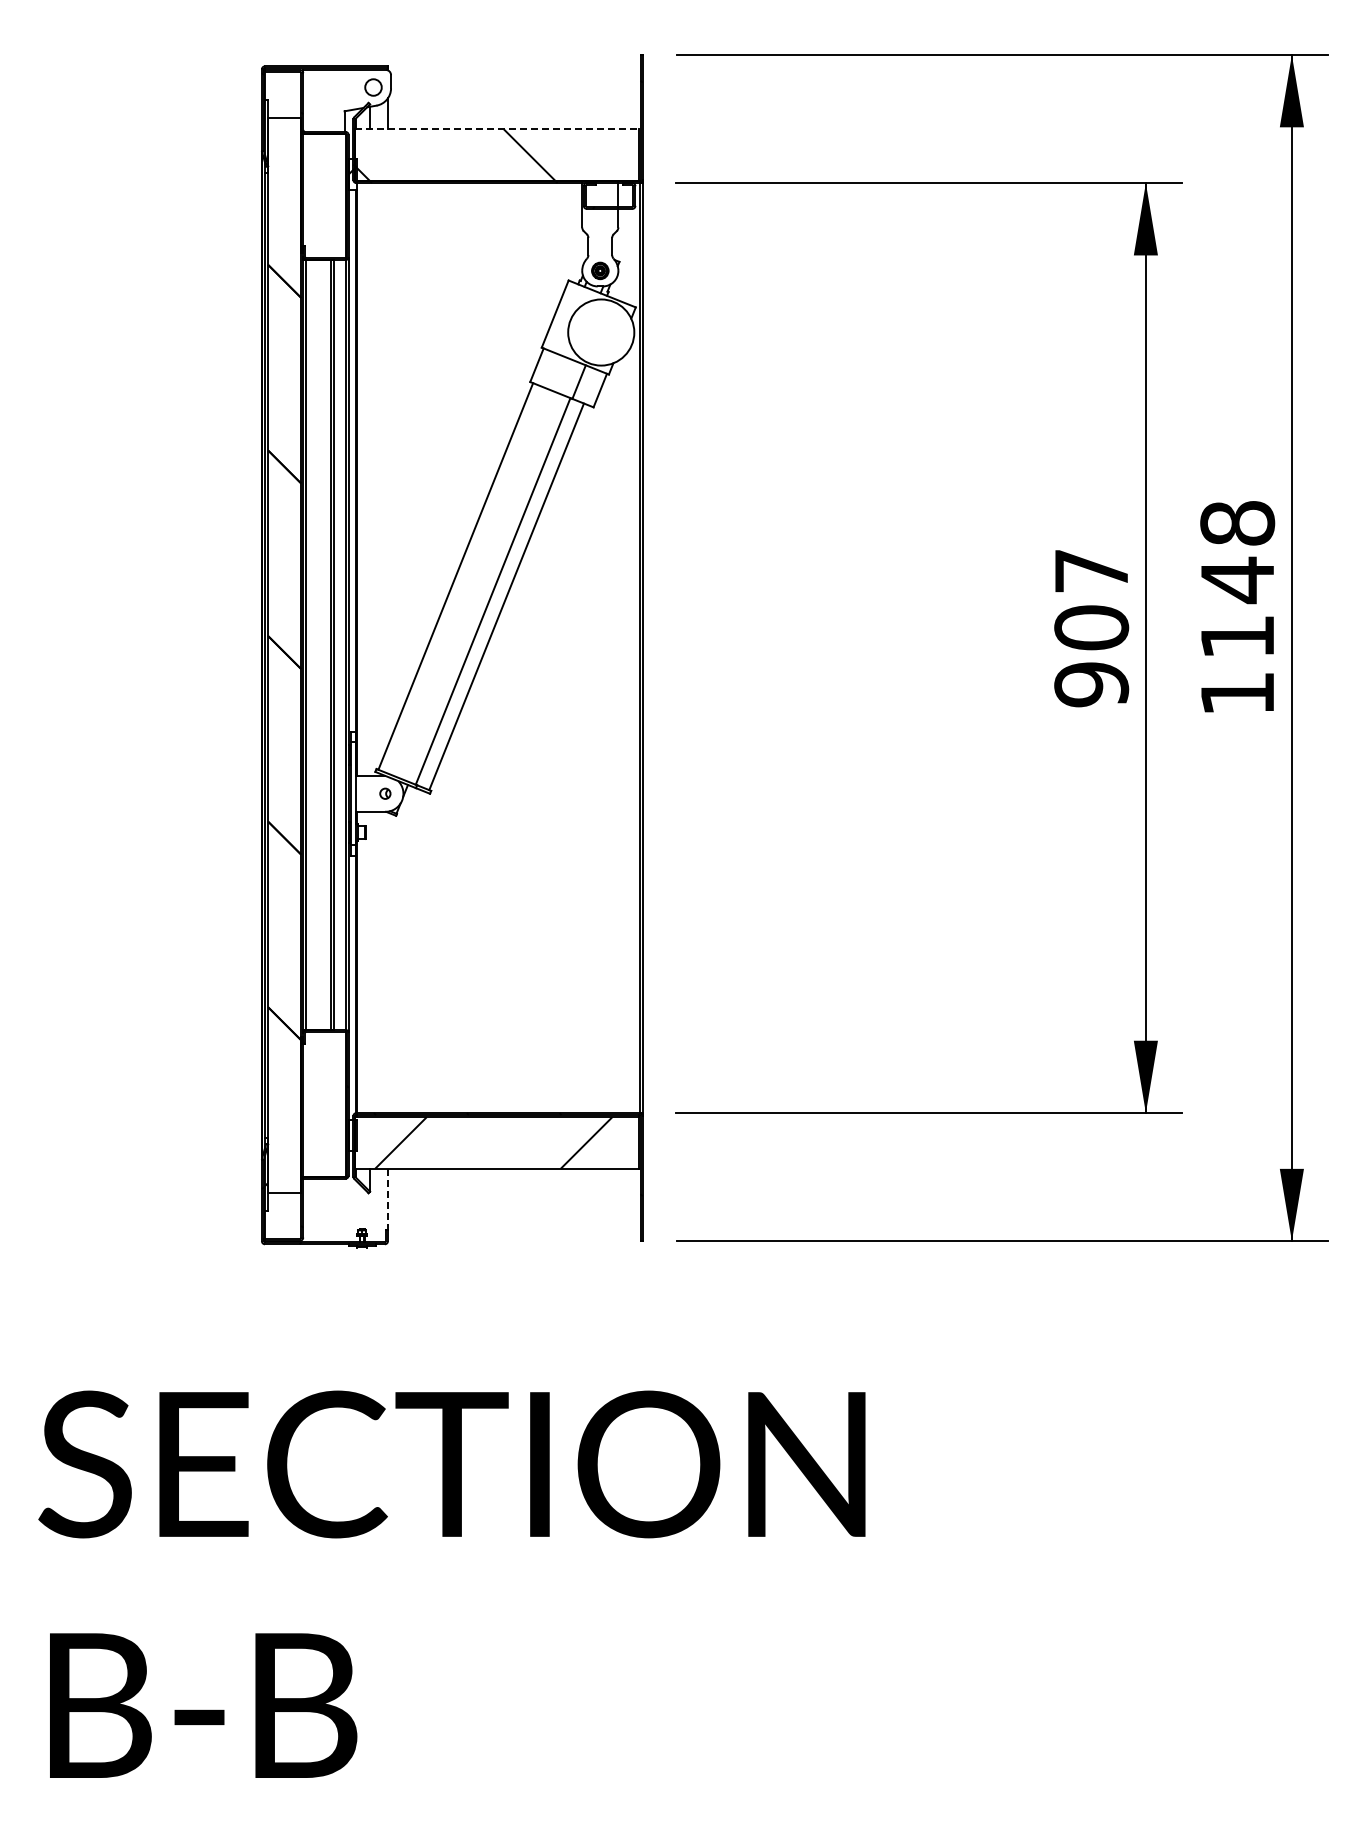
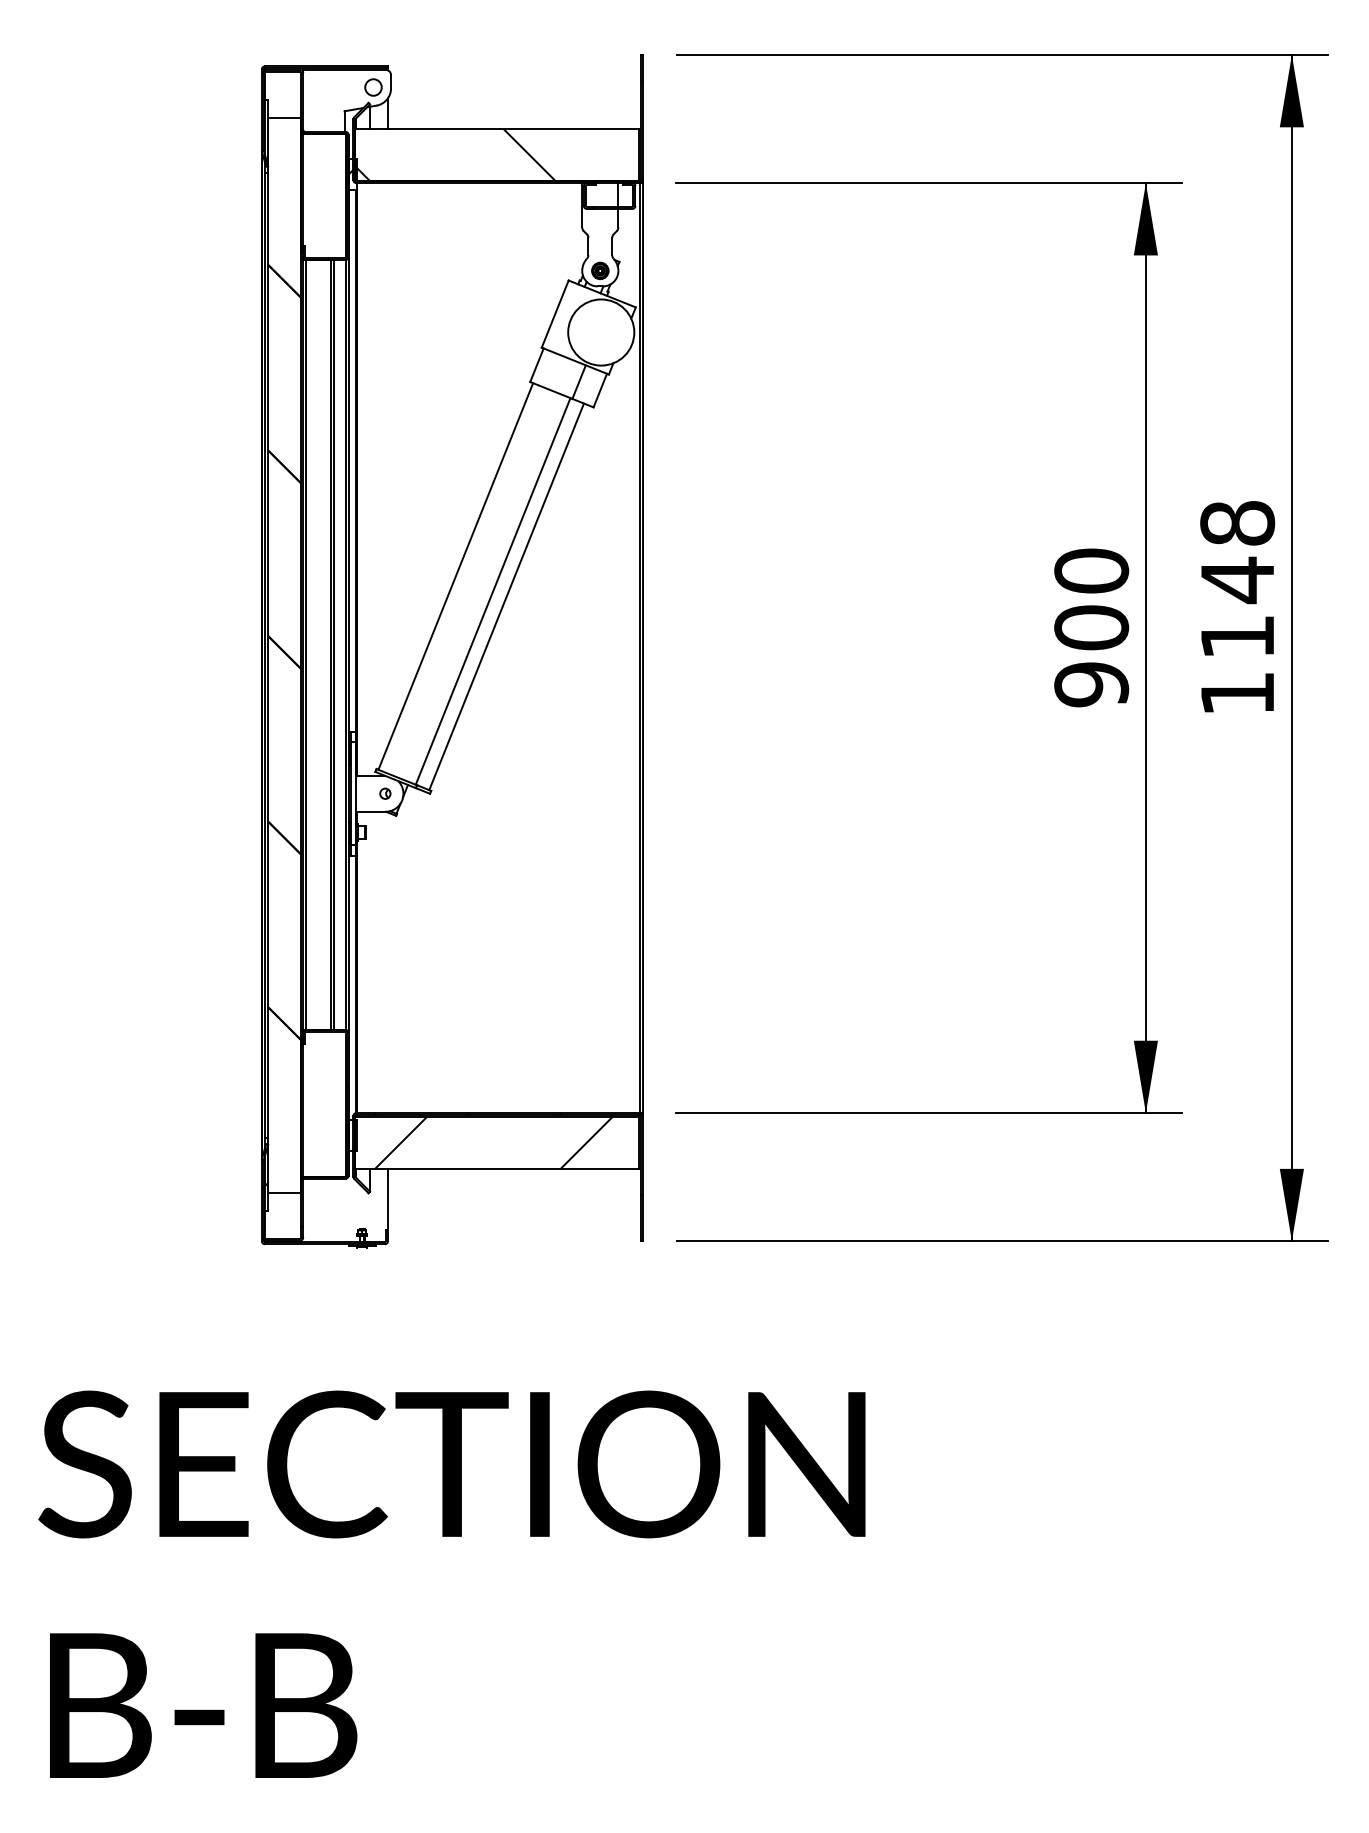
line: dashed -> solid (496, 129)
text: 907 -> 900 (1091, 570)
line: dashed -> solid (387, 1199)
